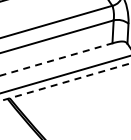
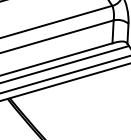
line: dashed -> solid (57, 59)
line: none -> present (64, 64)
line: dashed -> solid (65, 82)
